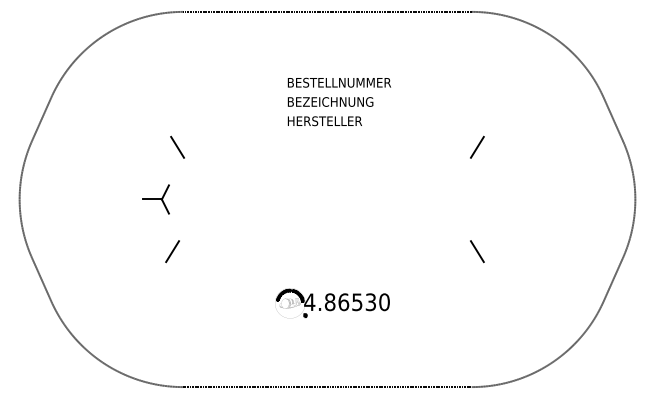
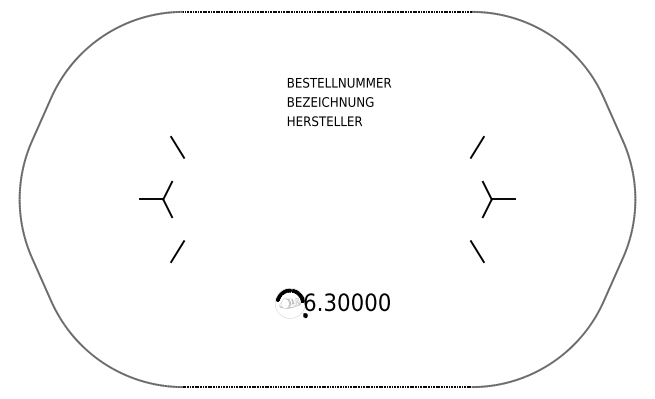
part size: 28x31 px -> 35x39 px (156, 199)
part: none -> present (498, 199)
line position: (172, 251) -> (177, 251) (177, 251)
text: 4.86530 -> 6.30000 (340, 302)
